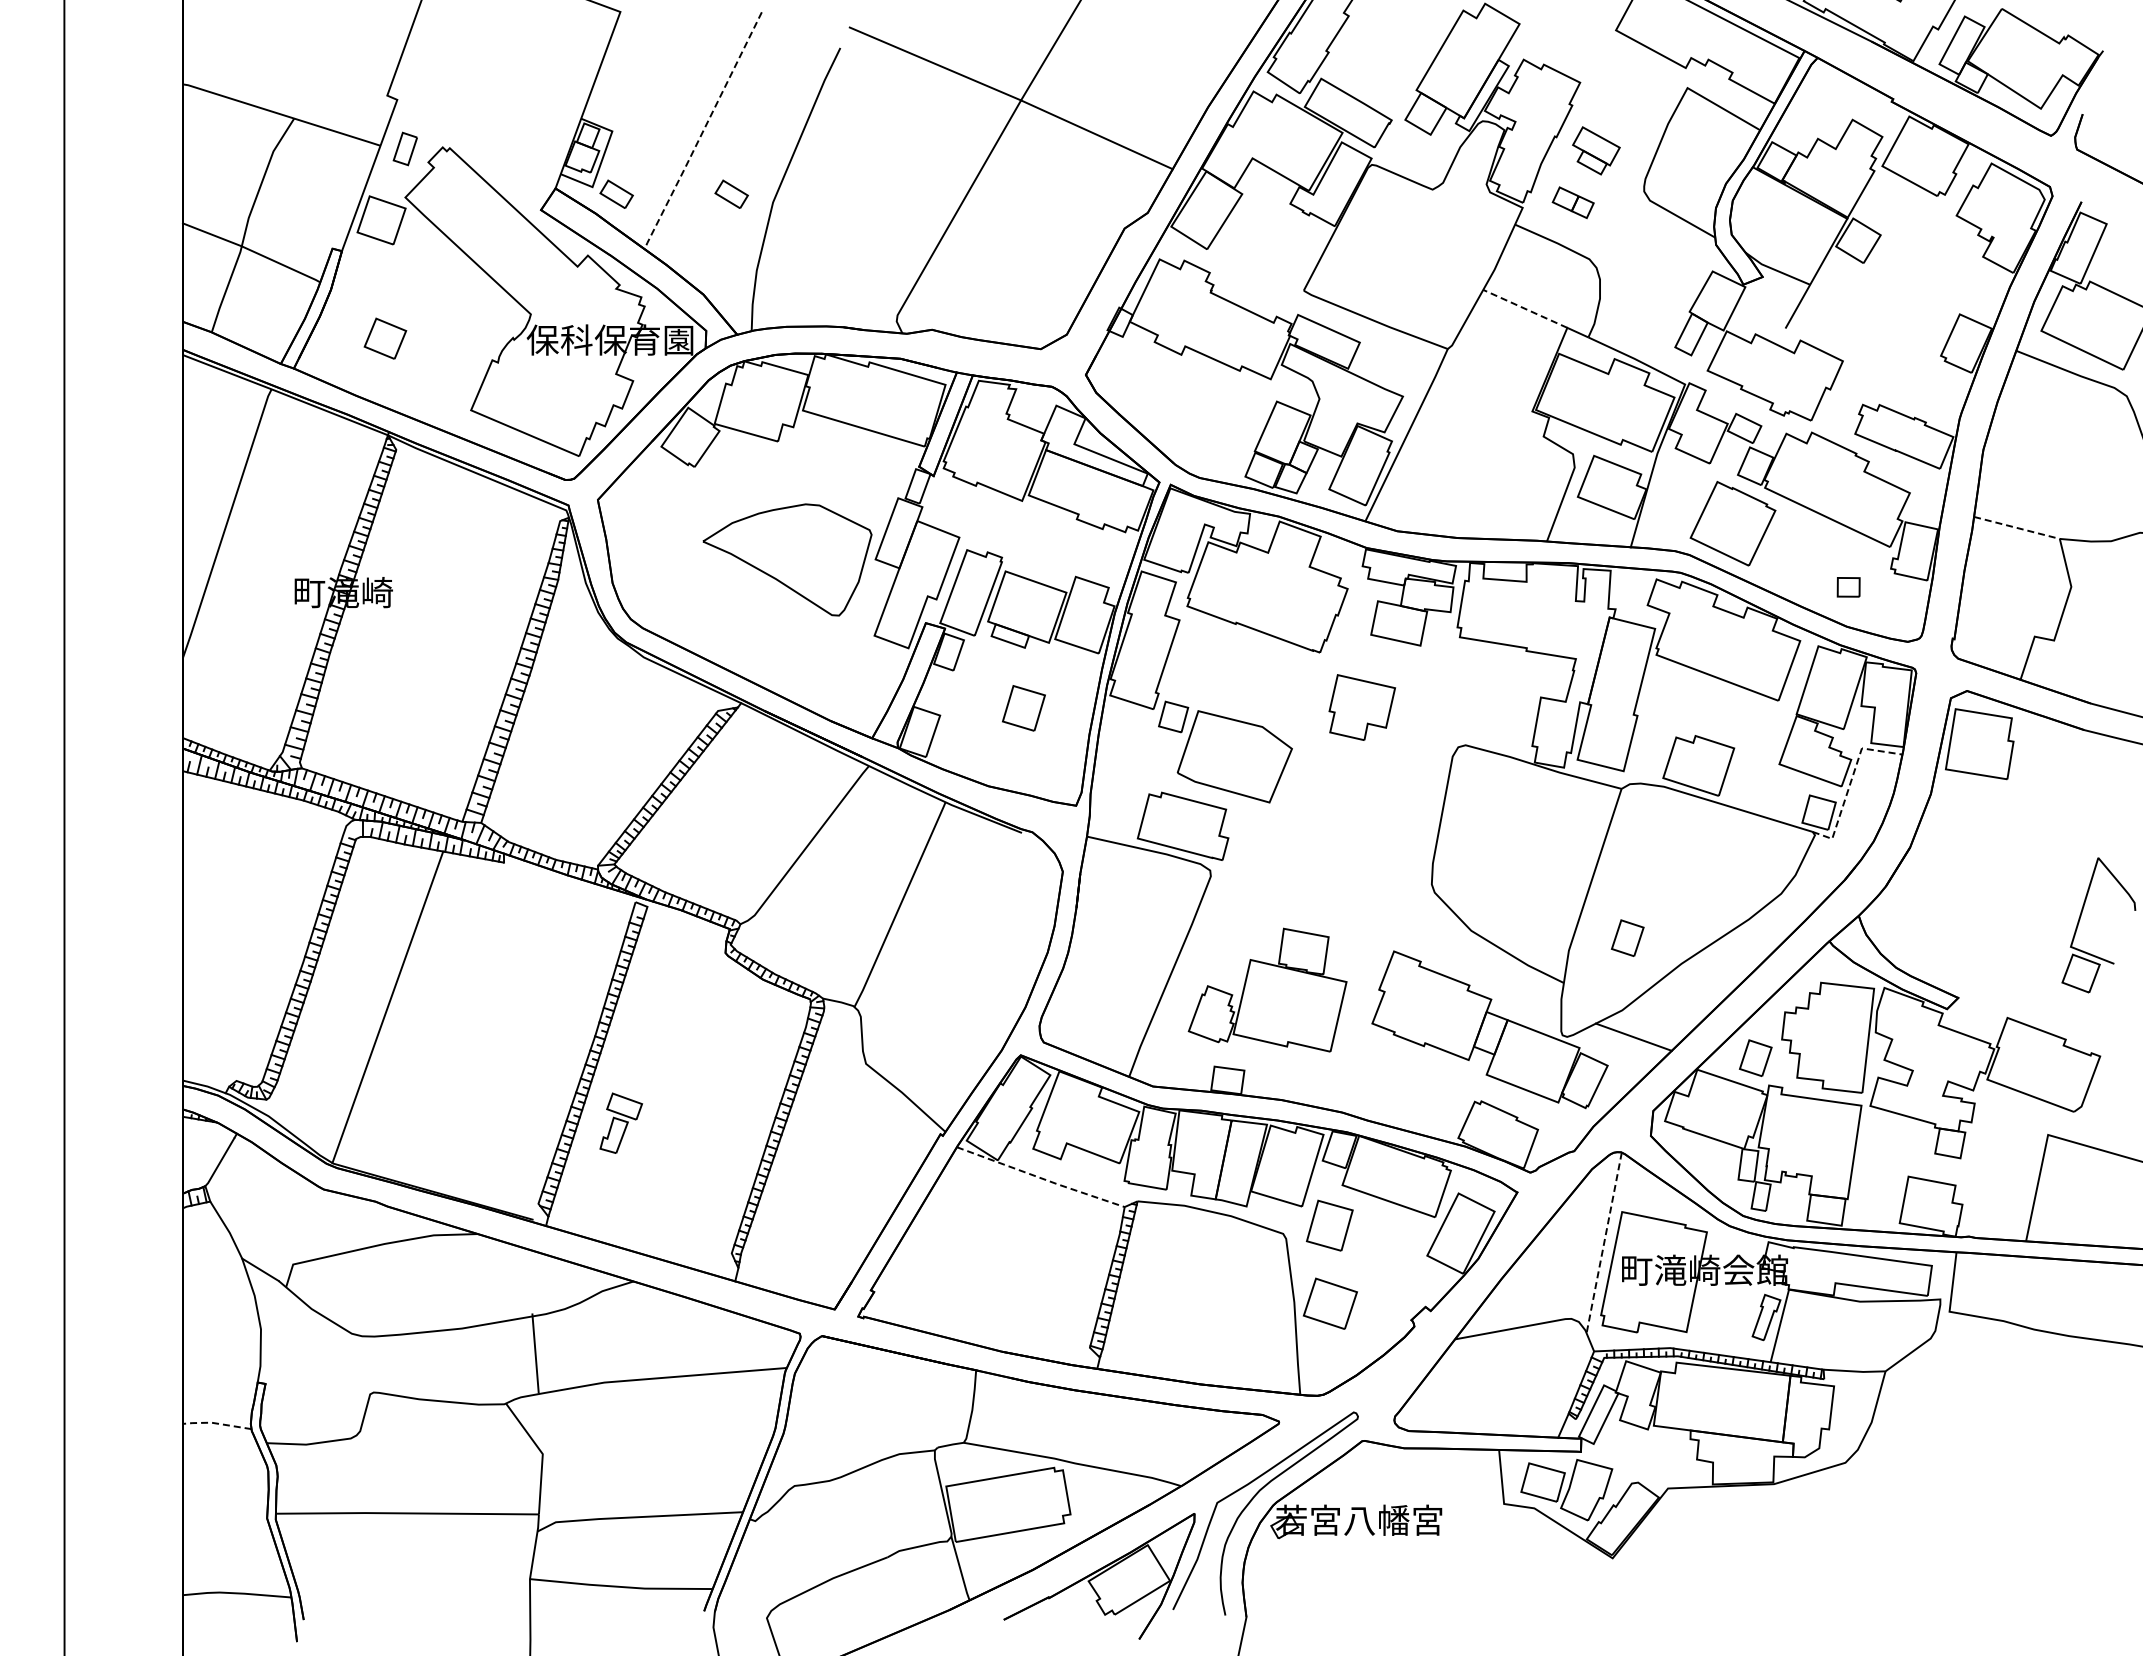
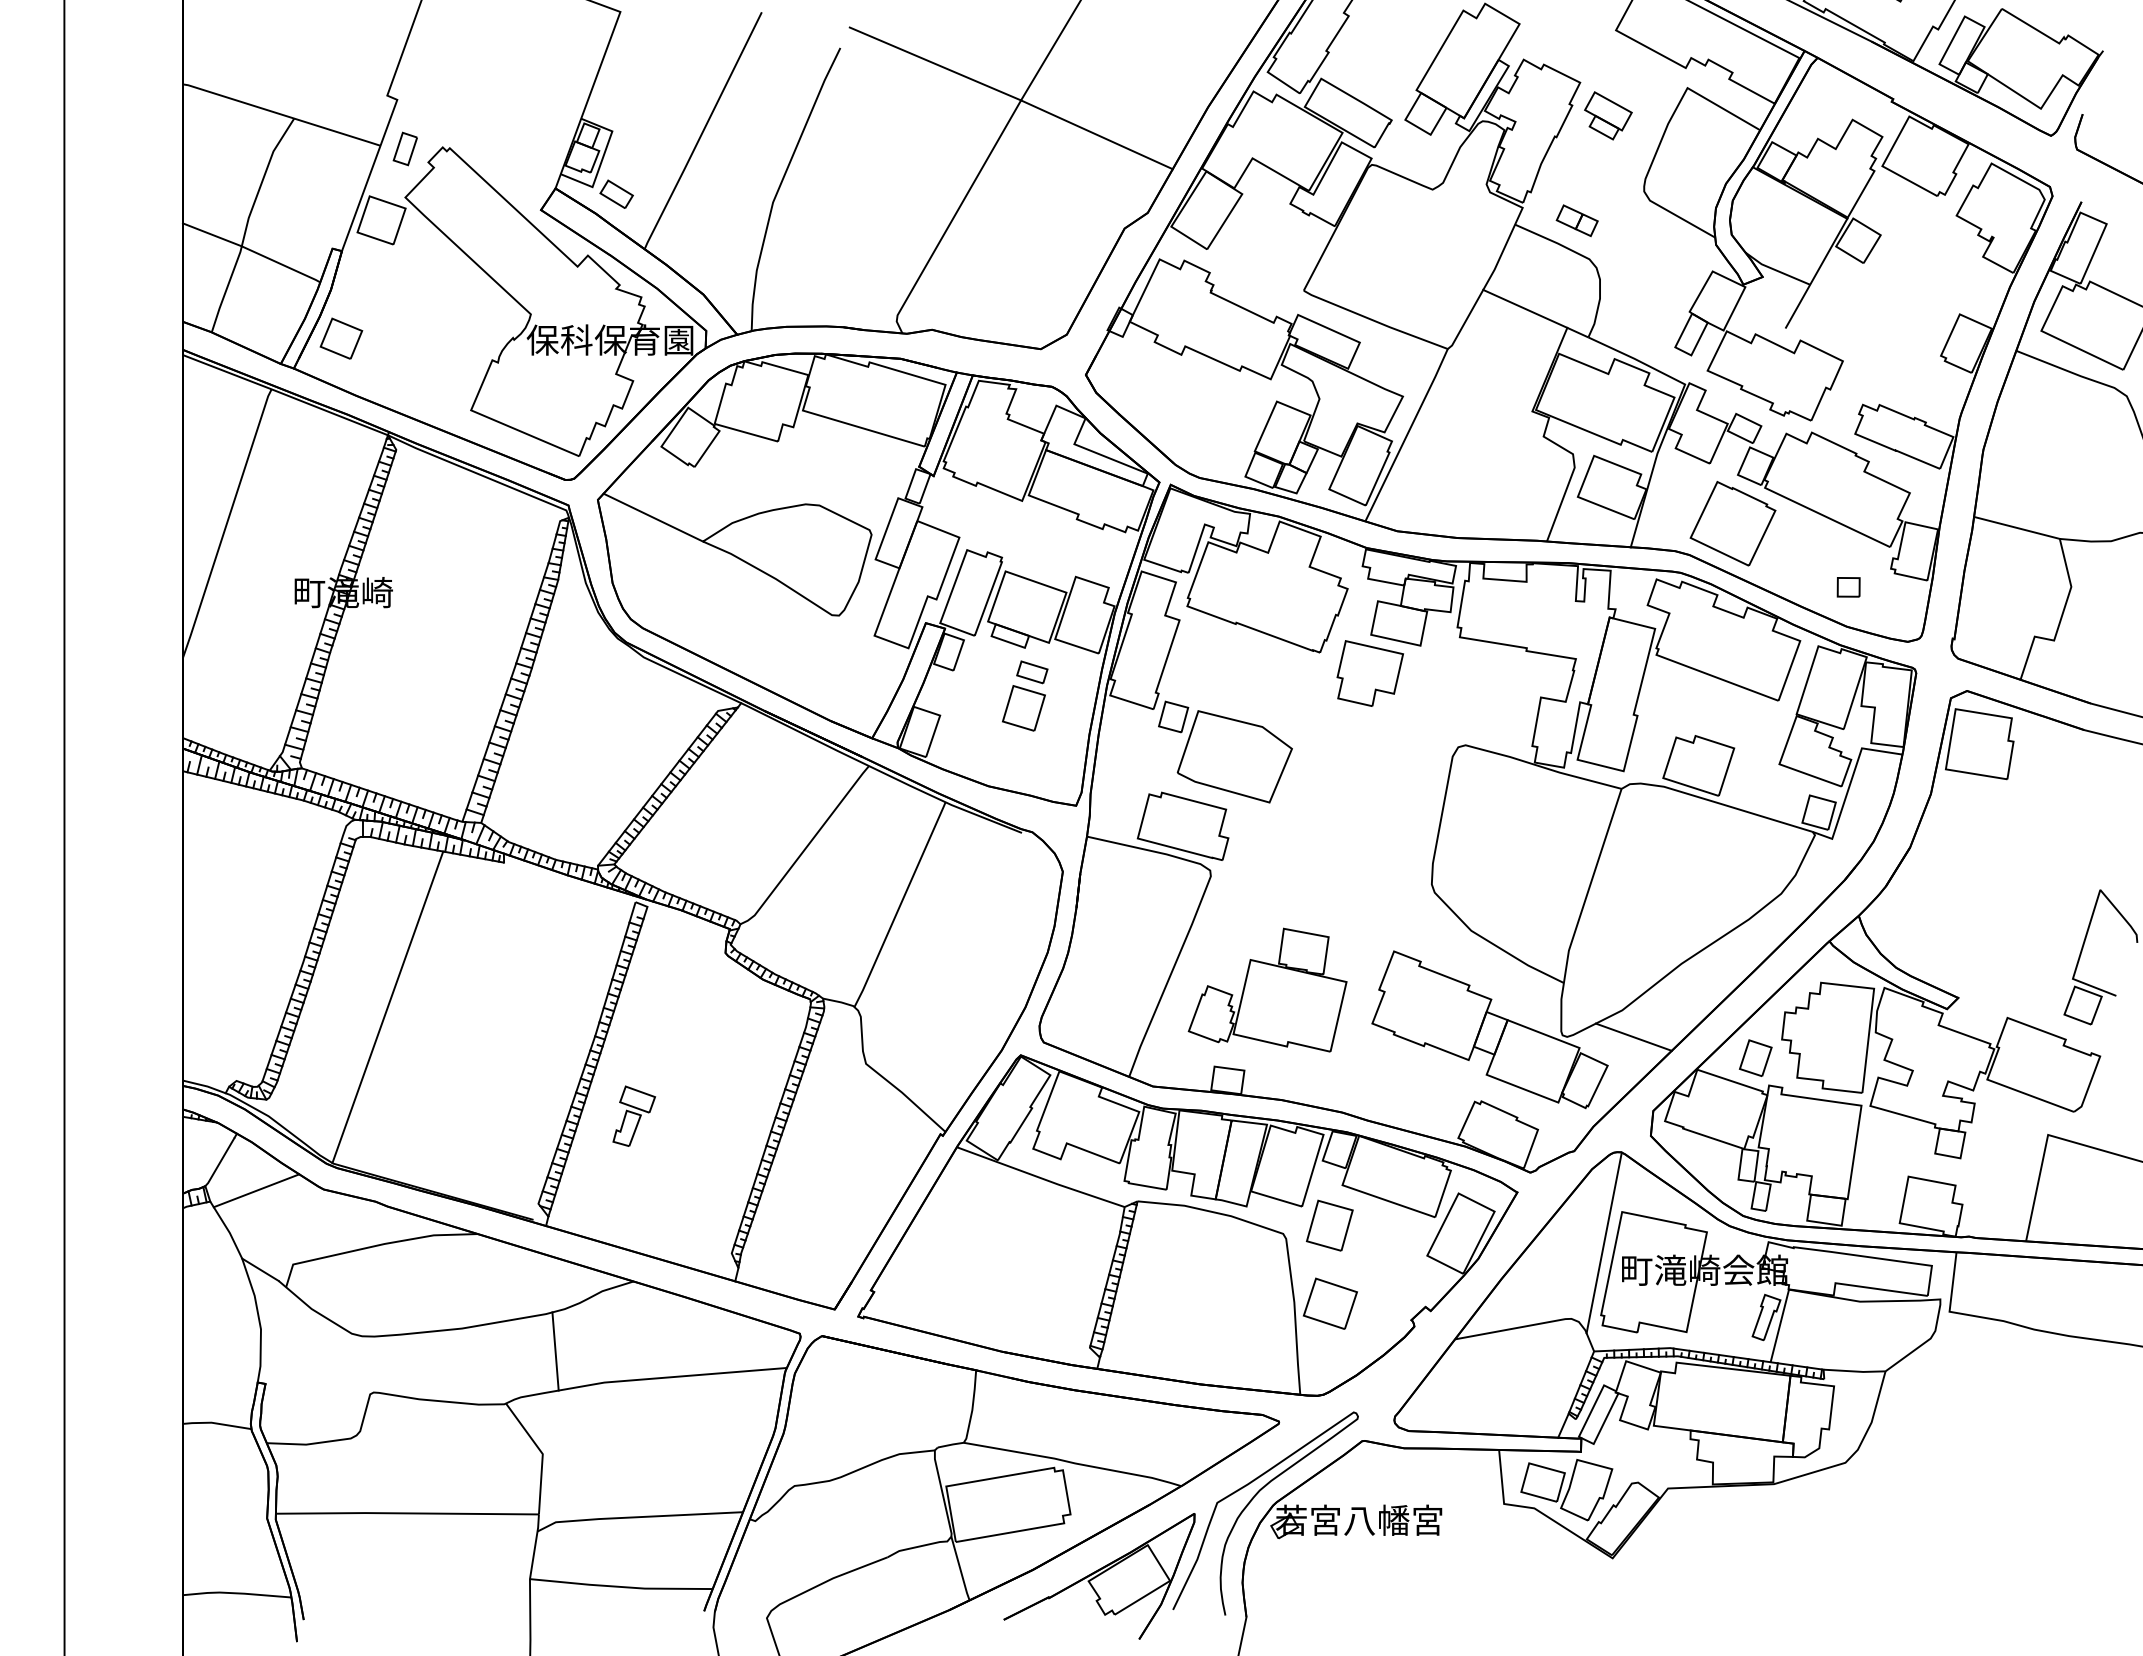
line: dashed -> solid (702, 132)
part position: (1596, 150) -> (1608, 115) (1608, 115)
part: present -> none (731, 193)
part position: (1572, 202) -> (1576, 220) (1576, 220)
line: dashed -> solid (1524, 308)
part position: (385, 338) -> (341, 338) (341, 338)
line: none -> present (653, 517)
line: dashed -> solid (2017, 528)
part: none -> present (1032, 672)
part position: (1362, 707) -> (1370, 673) (1370, 673)
line: dashed -> solid (1850, 783)
part position: (2080, 919) -> (2082, 951) (2082, 951)
part: present -> none (1627, 937)
part position: (621, 1122) -> (634, 1115) (634, 1115)
line: dashed -> solid (1040, 1178)
line: none -> present (256, 1190)
line: dashed -> solid (1604, 1243)
line position: (535, 1353) -> (555, 1351) (555, 1351)
line: dashed -> solid (215, 1423)
